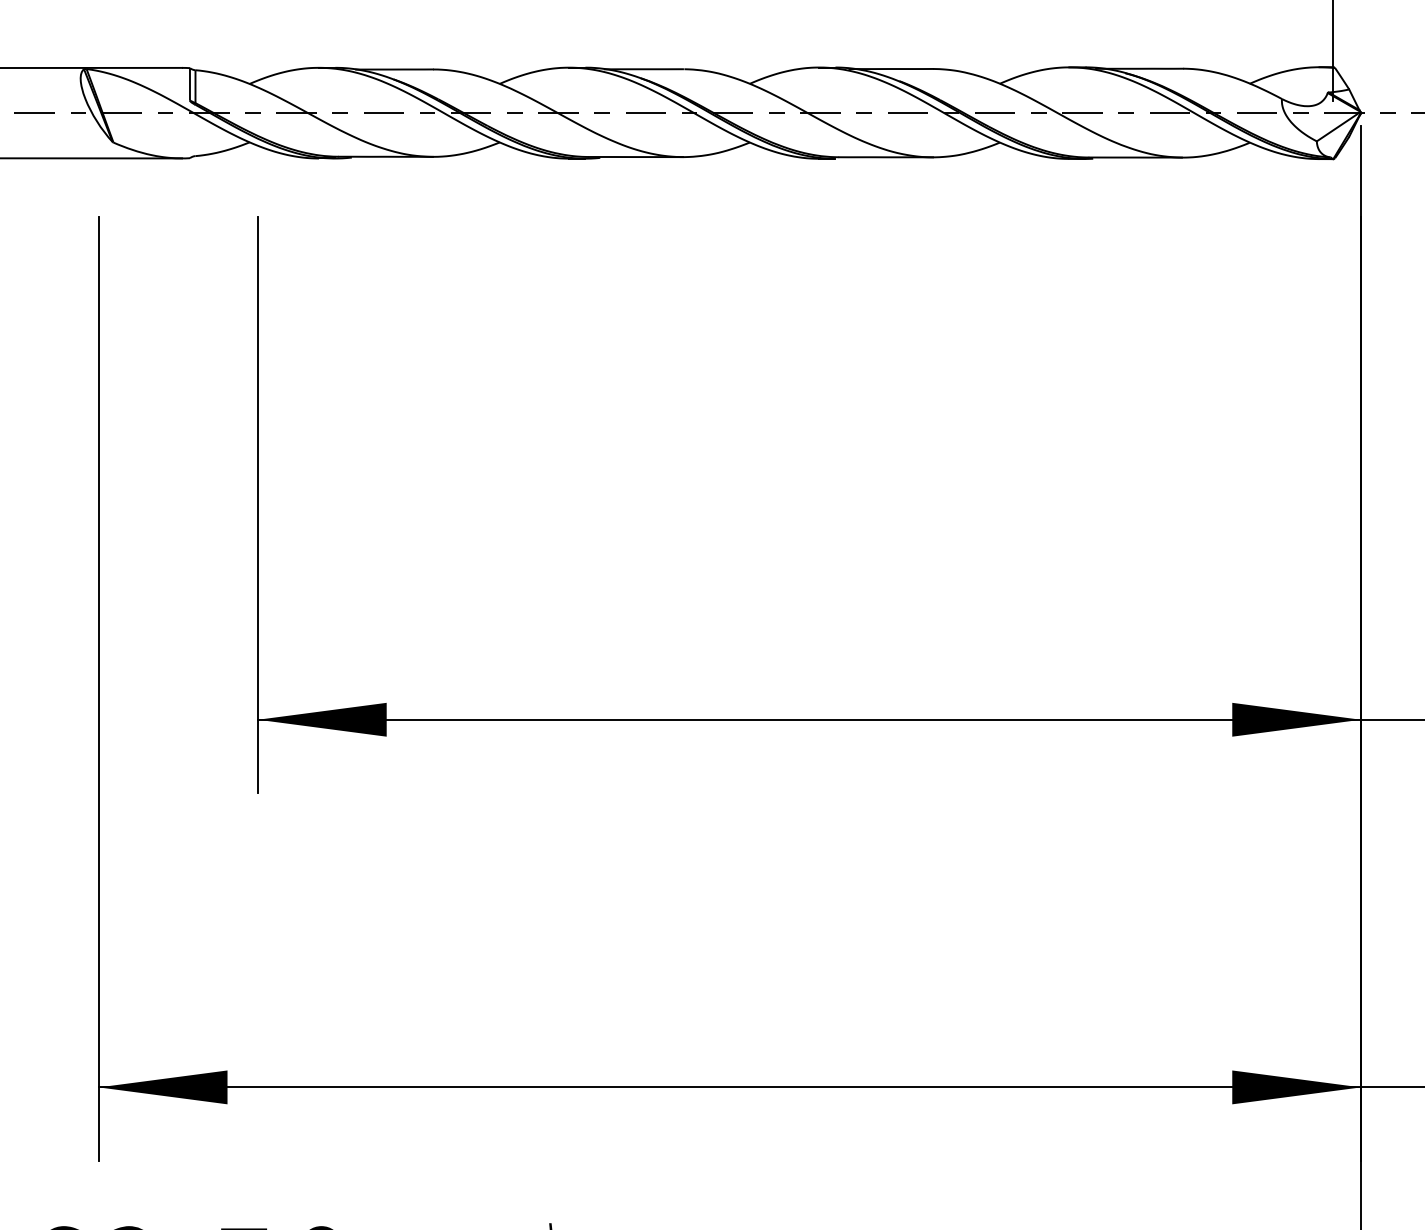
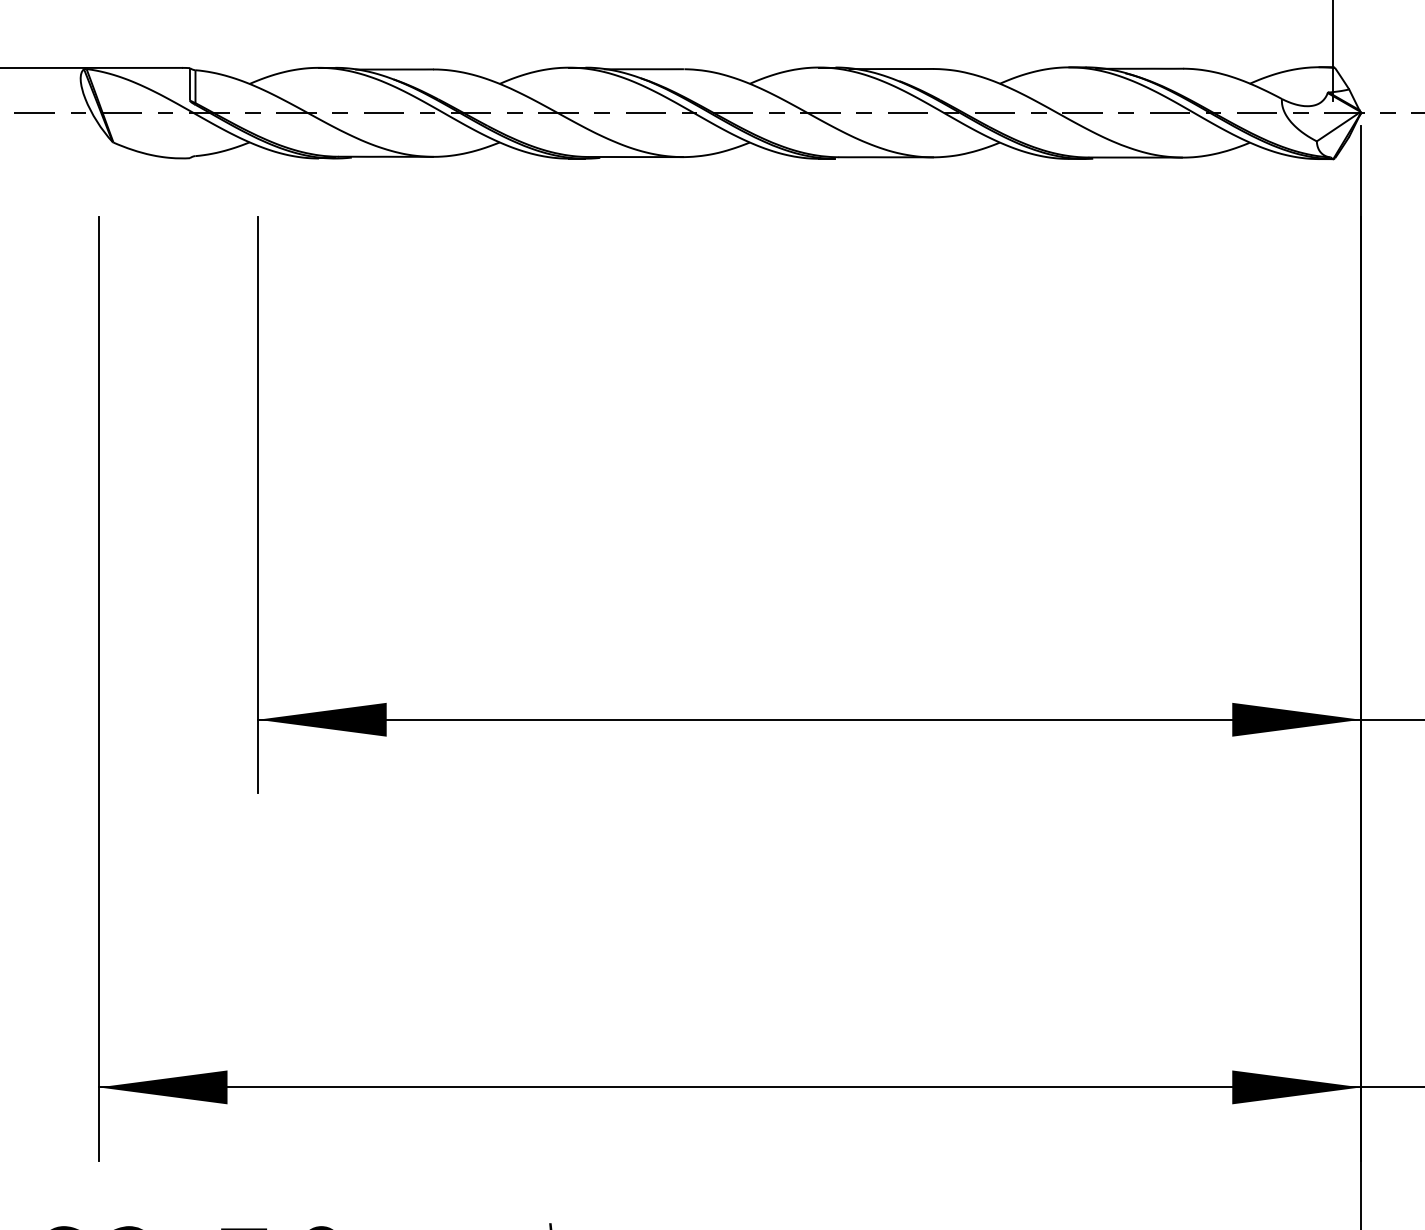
line: present -> none (92, 158)
